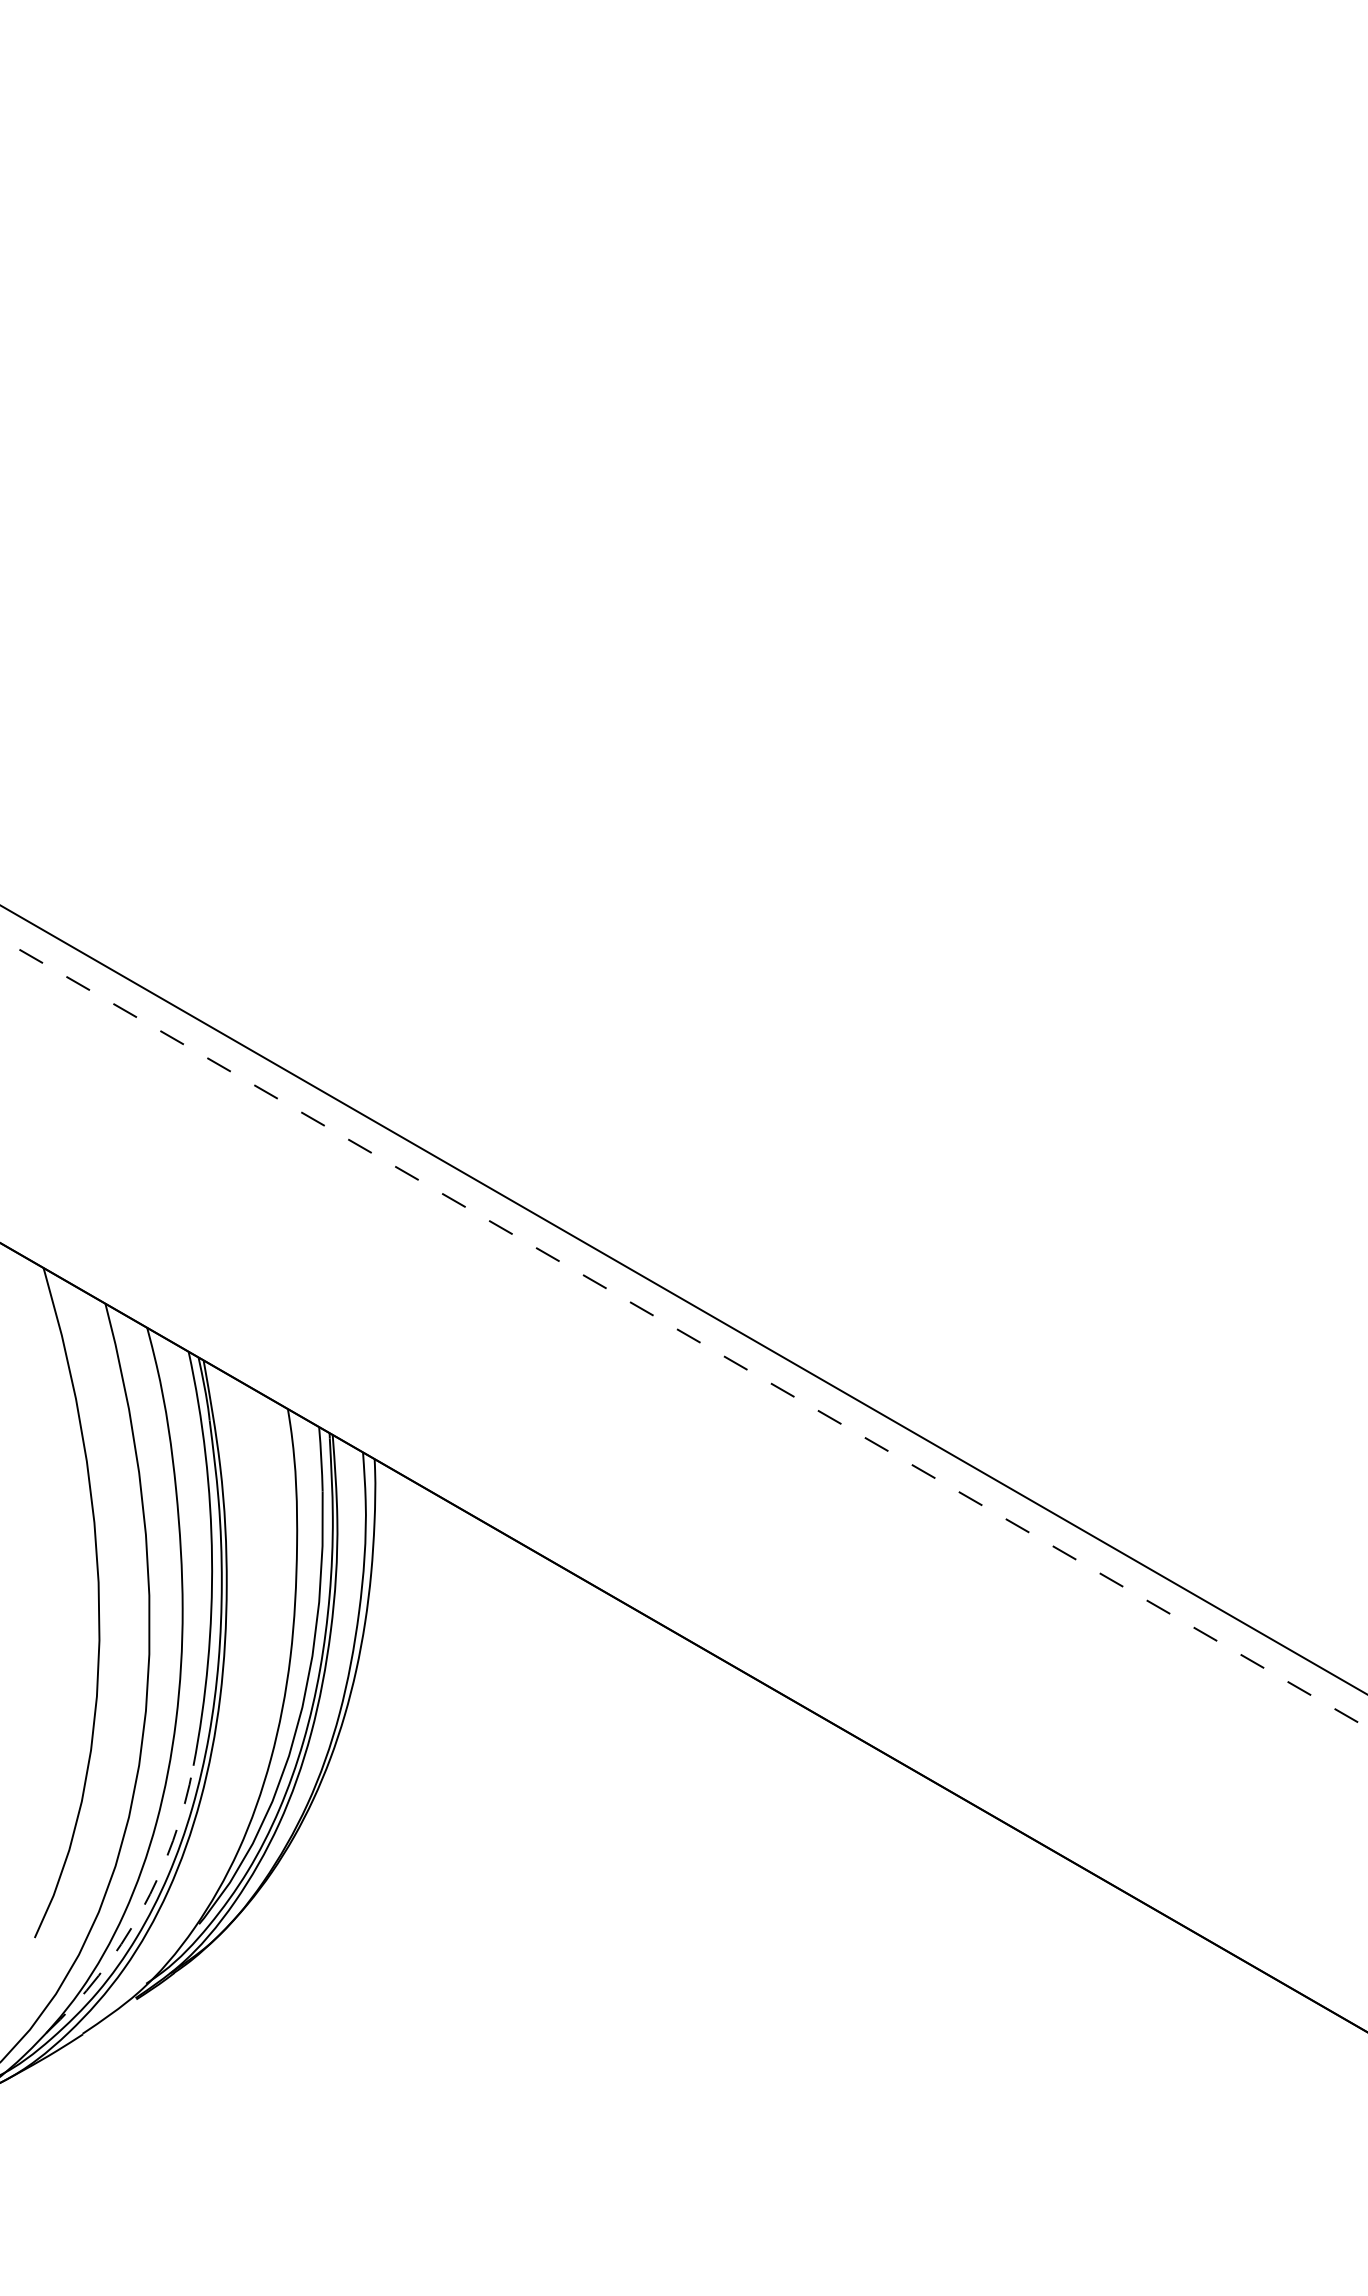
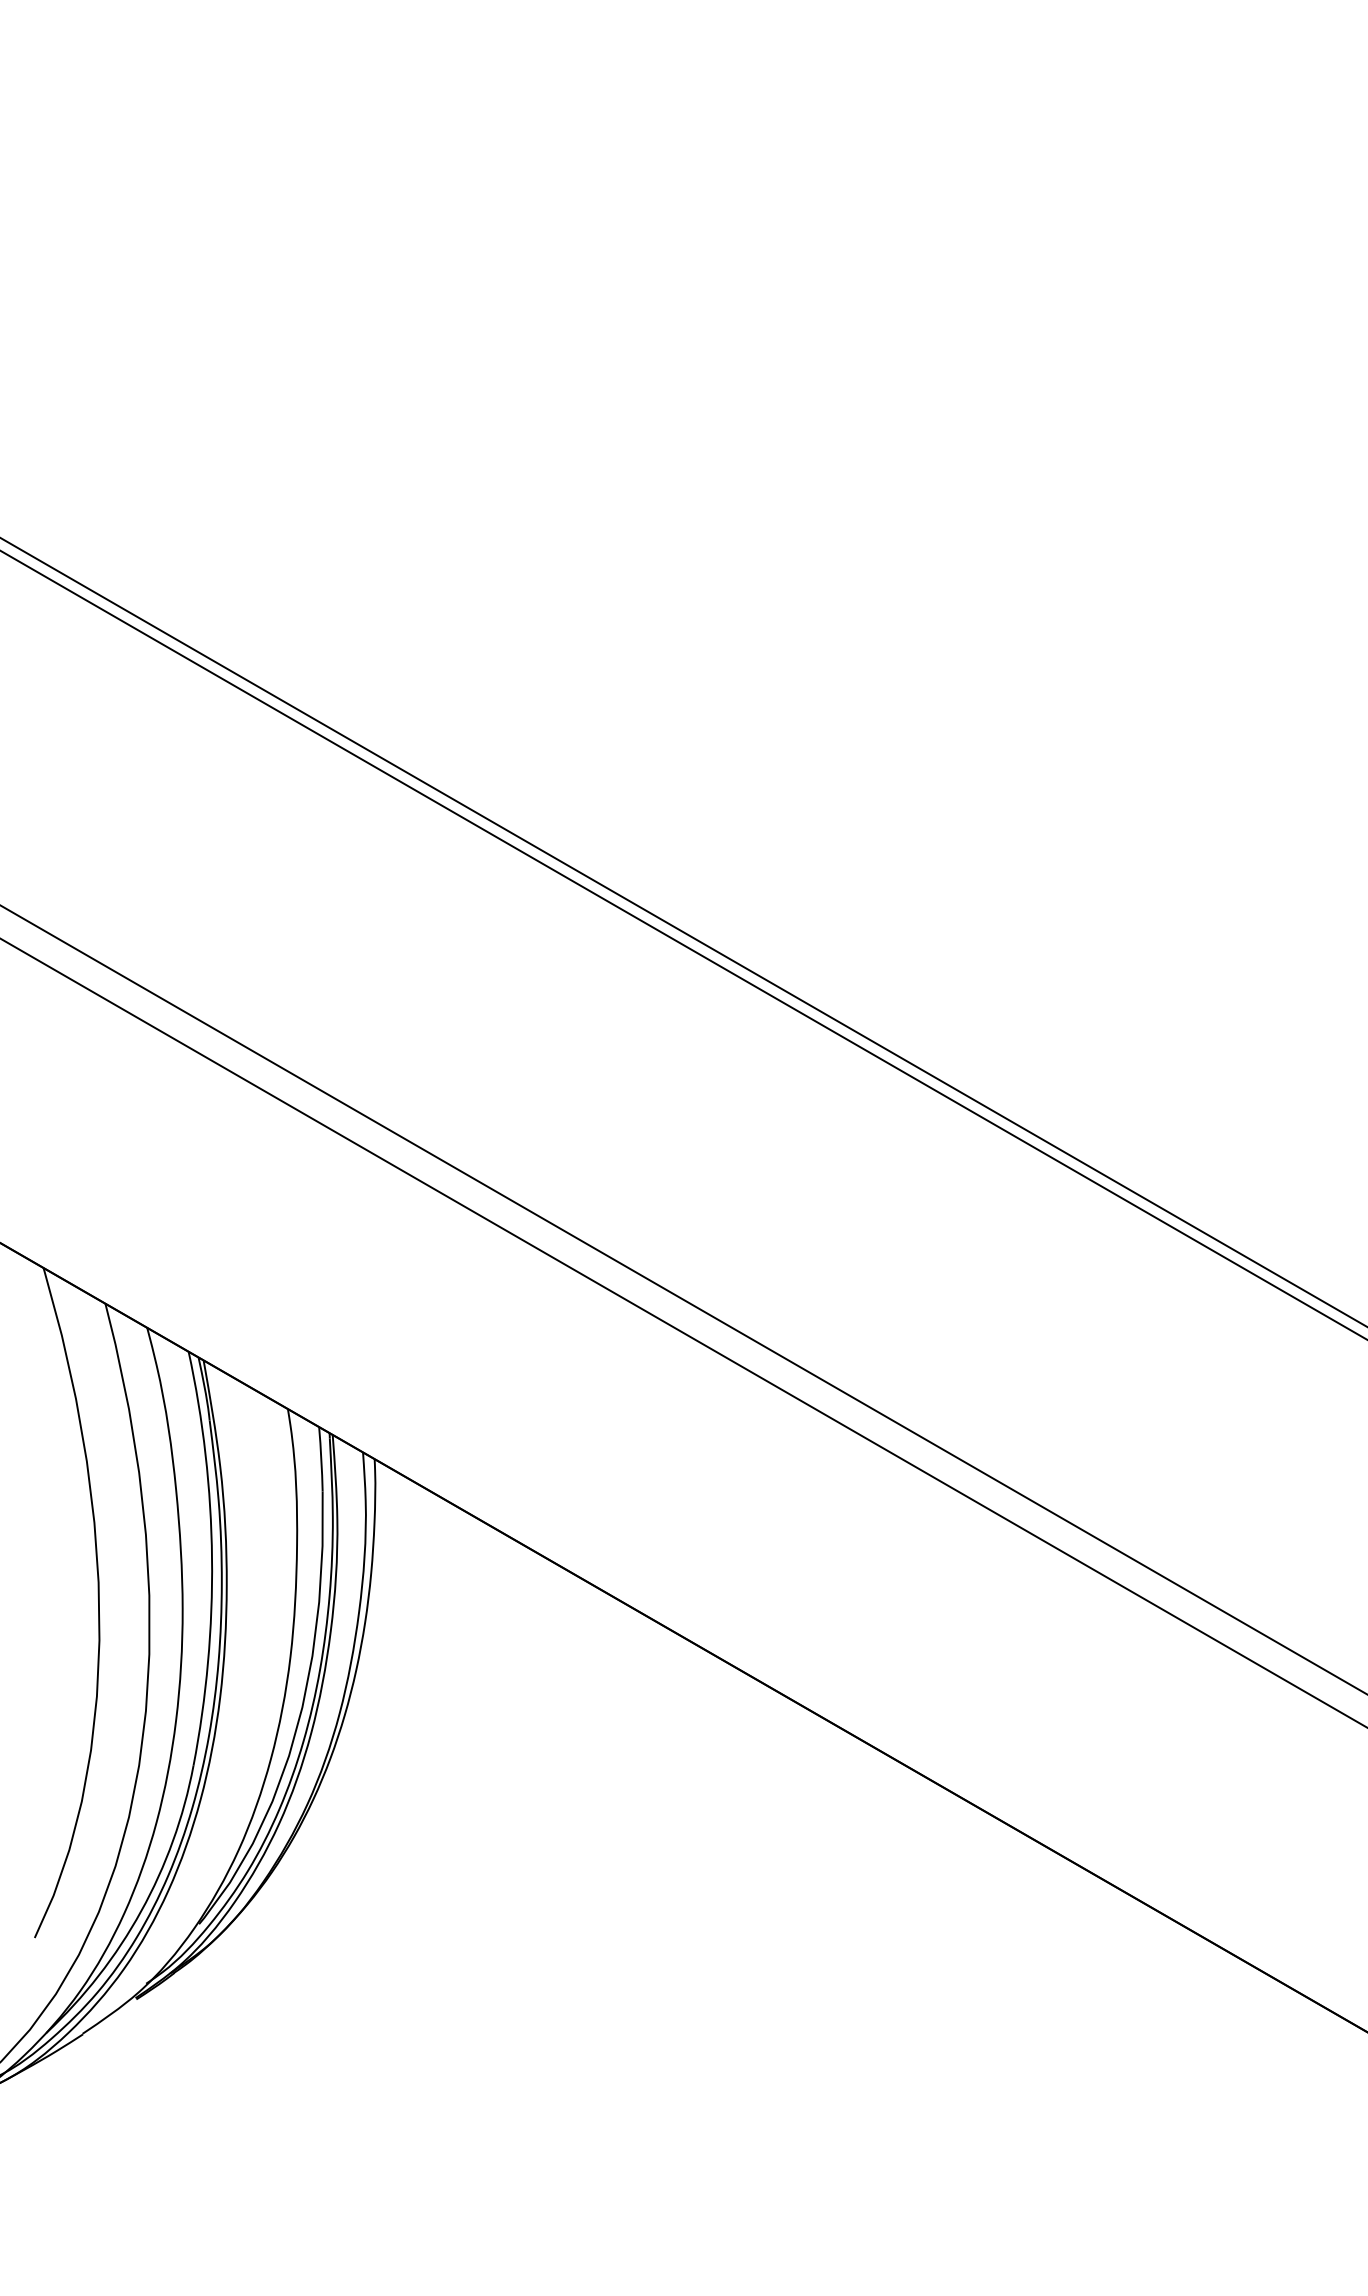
line: none -> present (683, 932)
line: none -> present (683, 944)
line: dashed -> solid (683, 1332)
arc: dashed -> solid (141, 1911)
